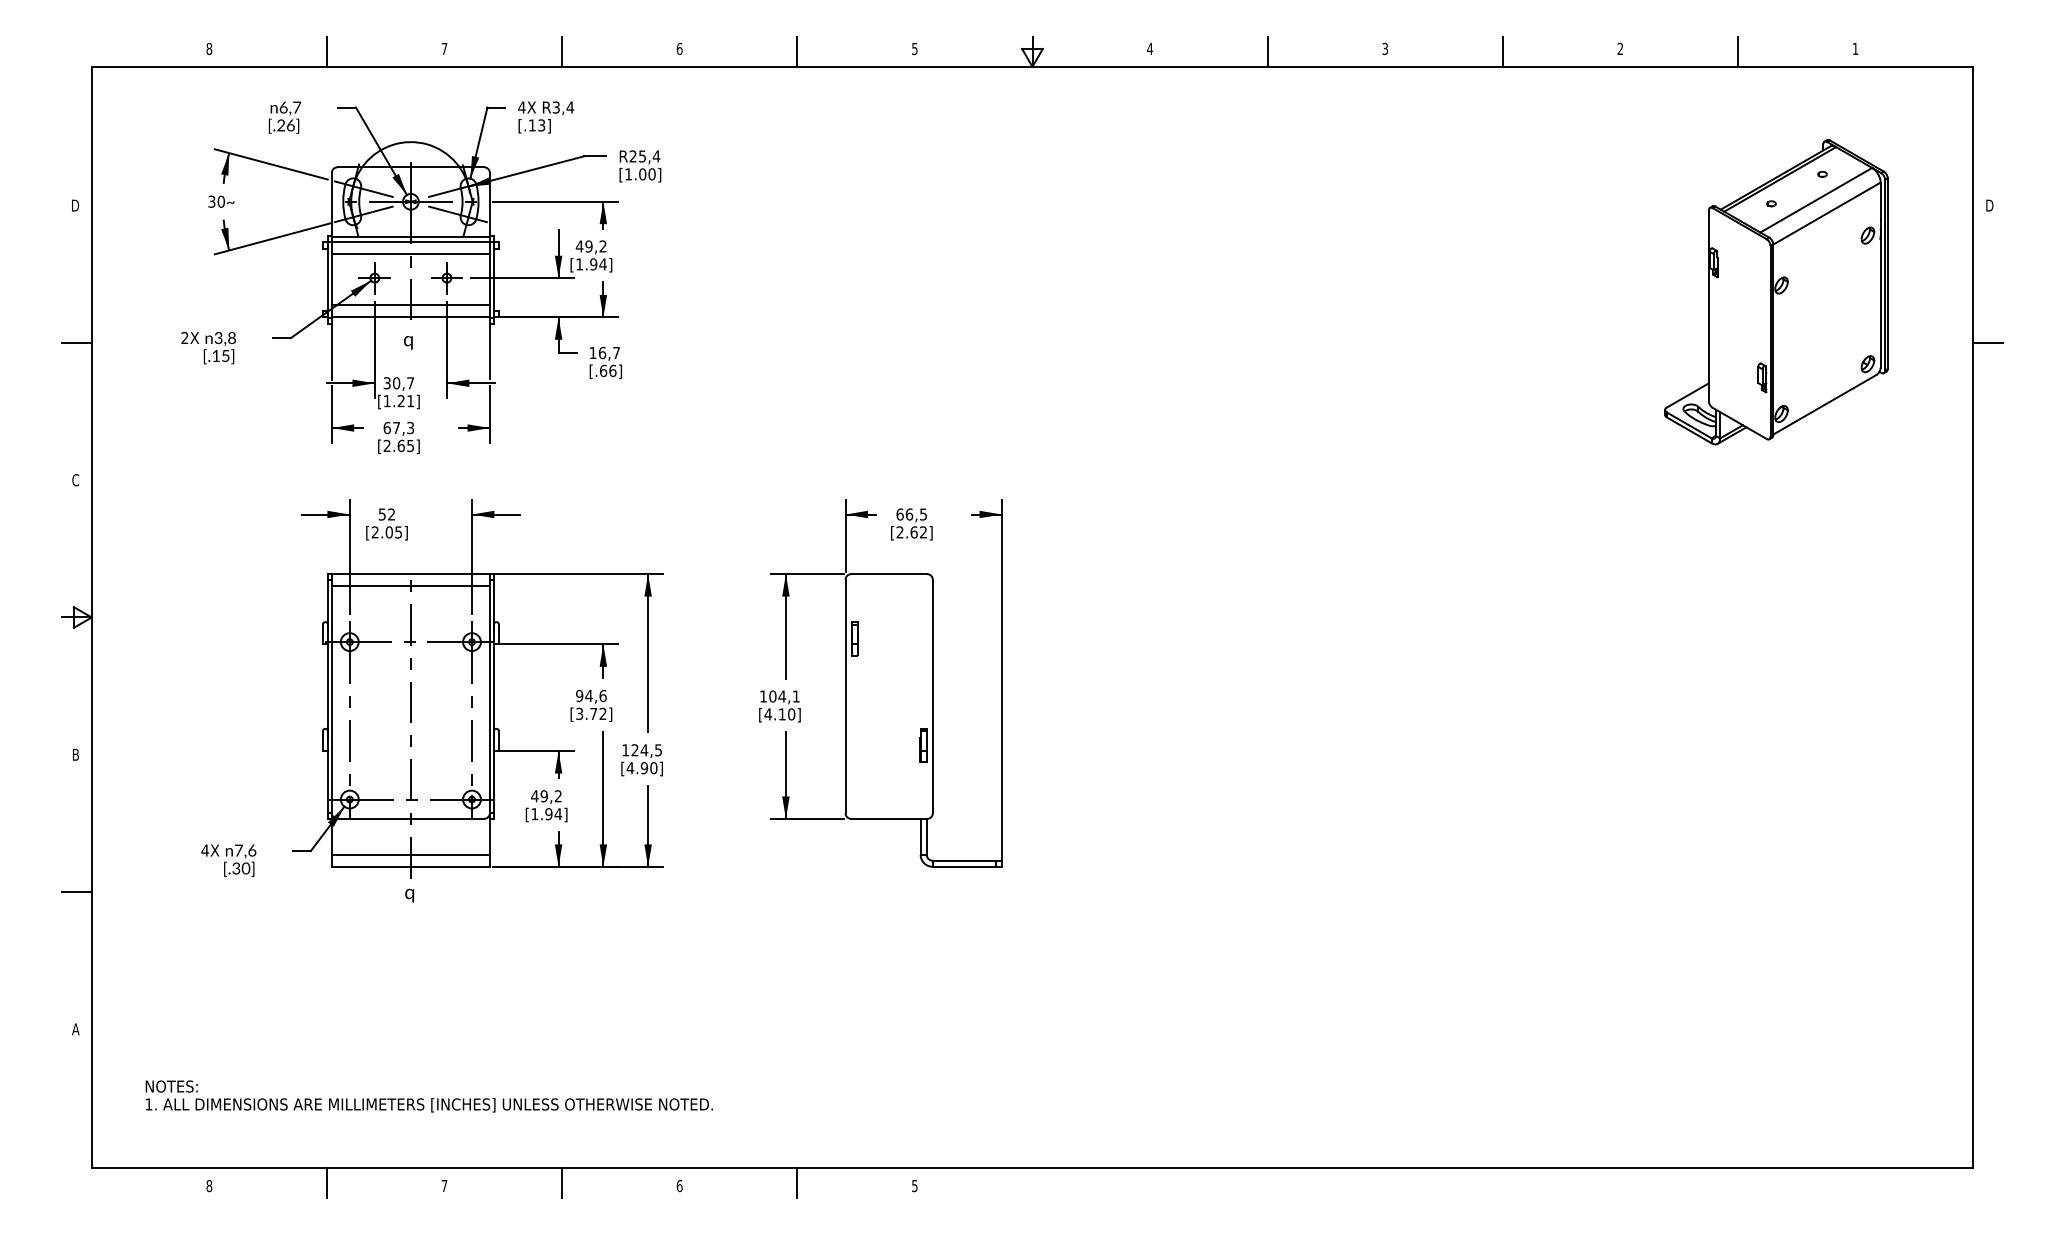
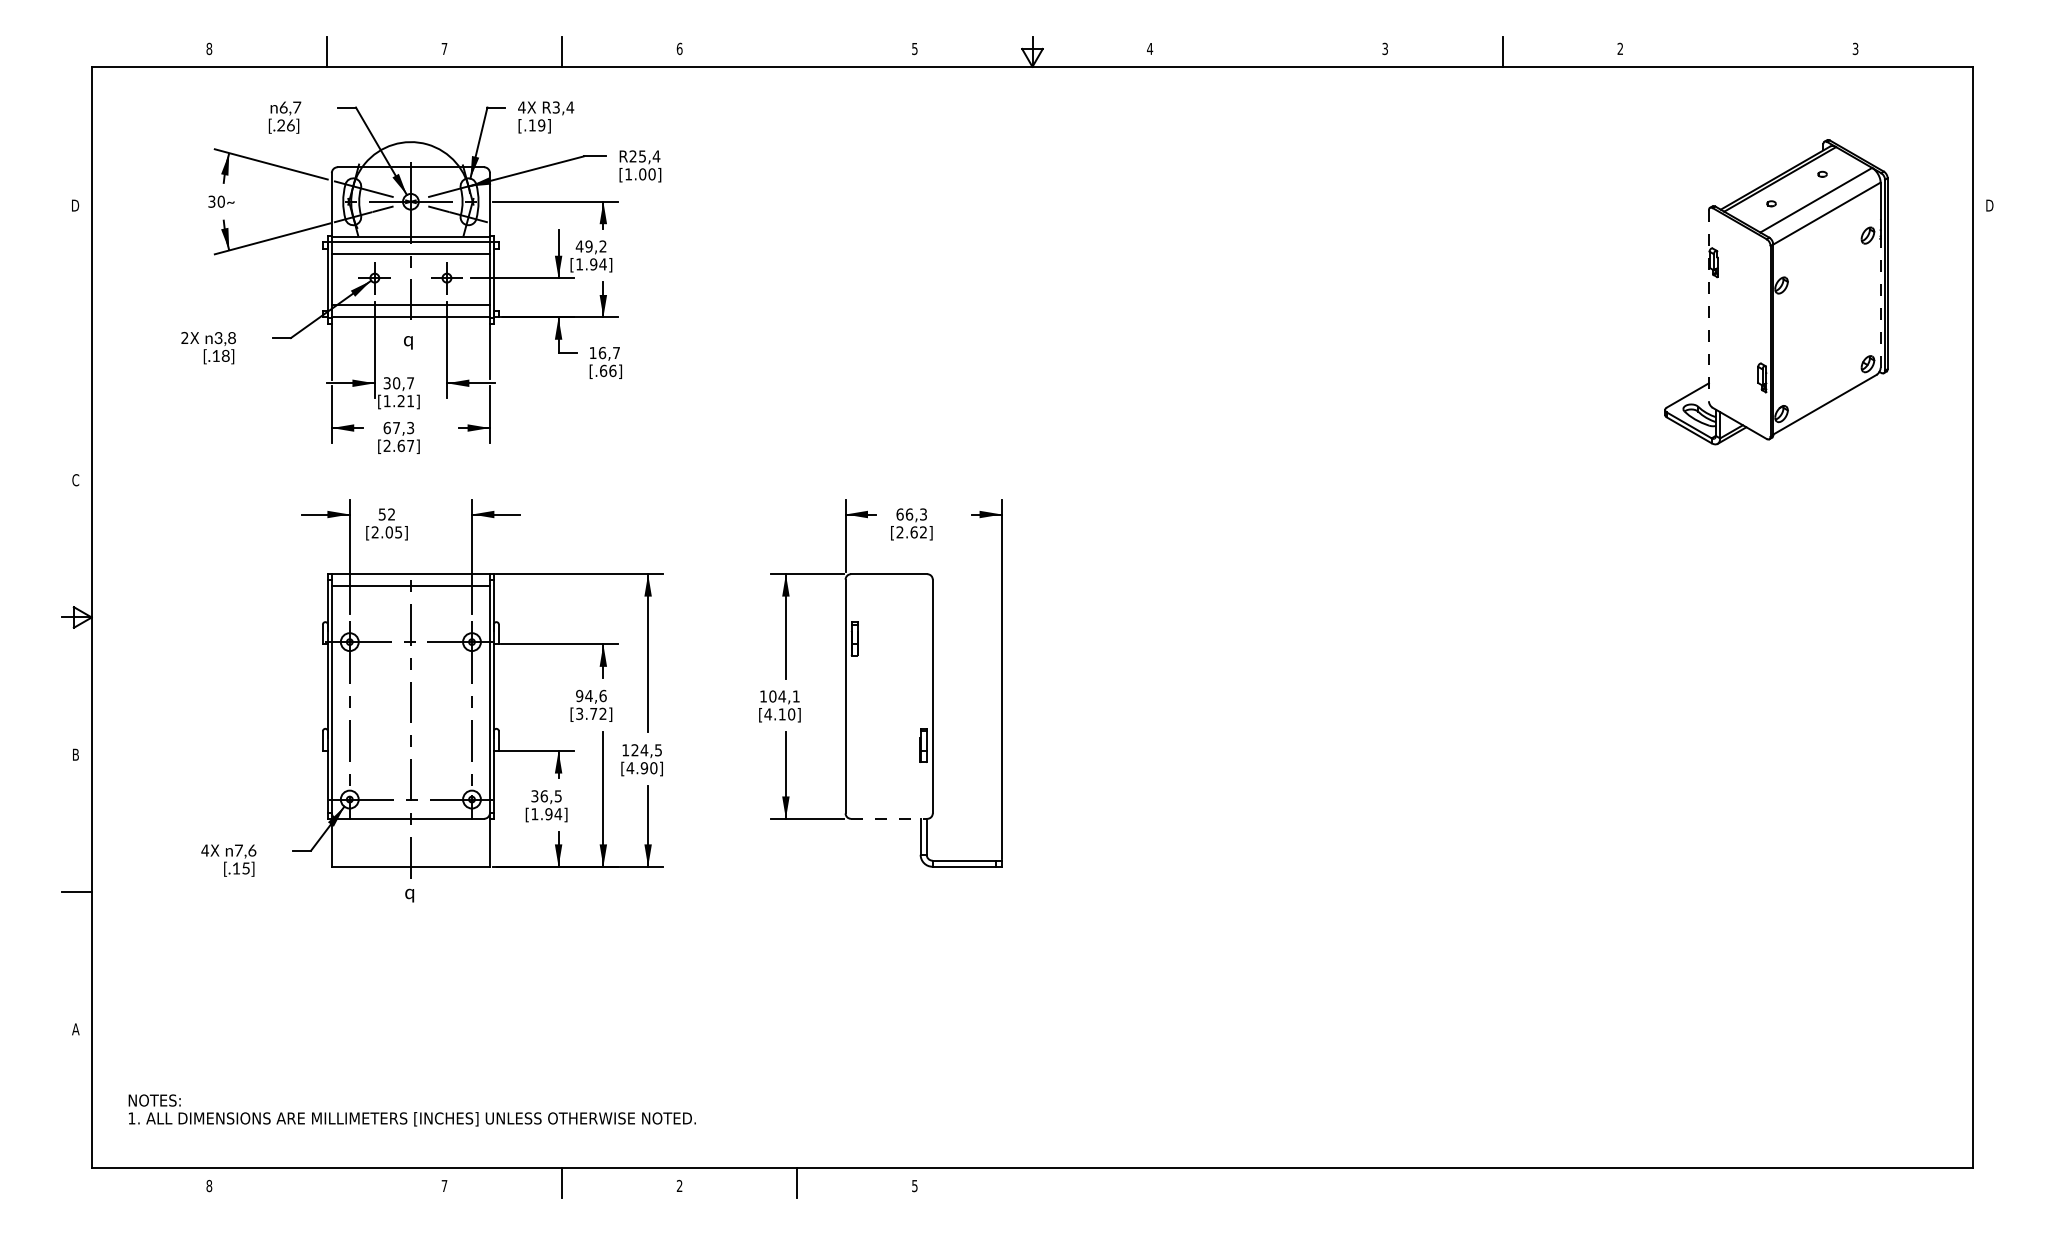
text: 1 -> 3 (1855, 48)
line: present -> none (797, 51)
line: present -> none (1267, 51)
line: present -> none (1738, 51)
text: [.13] -> [.19] (541, 125)
line: solid -> dashed (1880, 298)
line: solid -> dashed (1708, 306)
line: present -> none (76, 342)
line: present -> none (1988, 342)
text: [.15] -> [.18] (225, 355)
text: [2.65] -> [2.67] (410, 446)
text: 66,5 -> 66,3 (923, 513)
text: 49,2 -> 36,5 (546, 796)
line: solid -> dashed (889, 818)
line: present -> none (410, 854)
text: [.30] -> [.15] (241, 868)
text position: (428, 1096) -> (411, 1110) (411, 1110)
line: present -> none (326, 1182)
text: 6 -> 2 (679, 1185)
